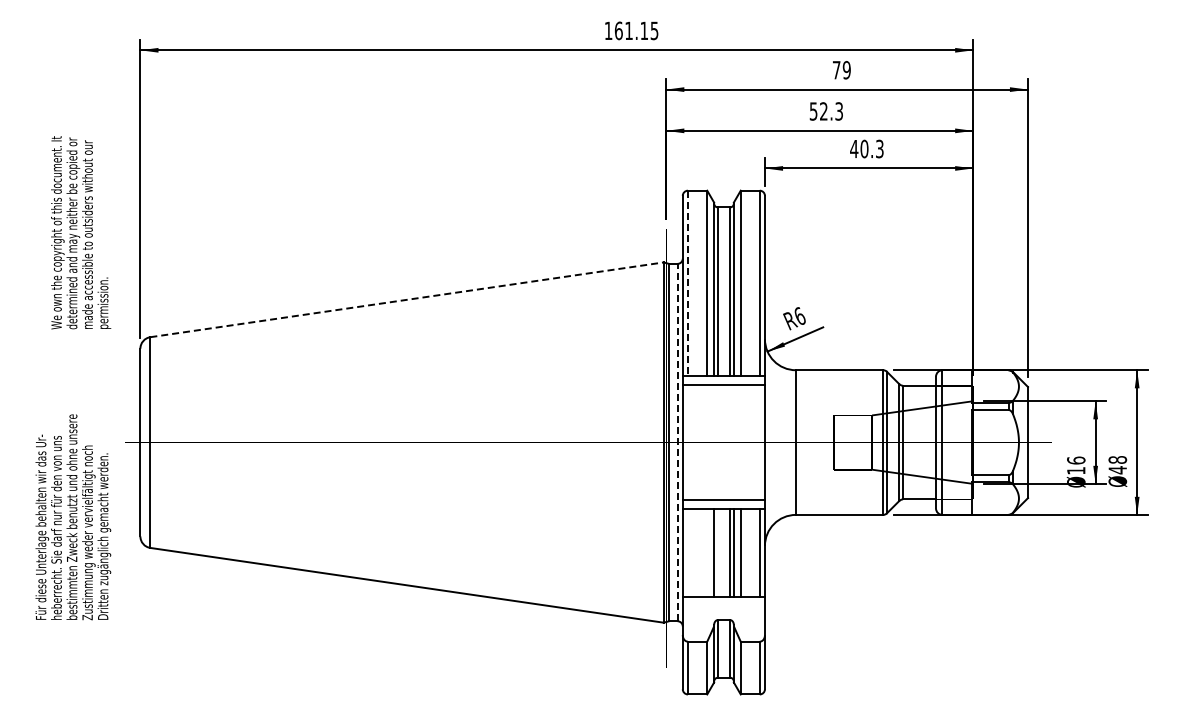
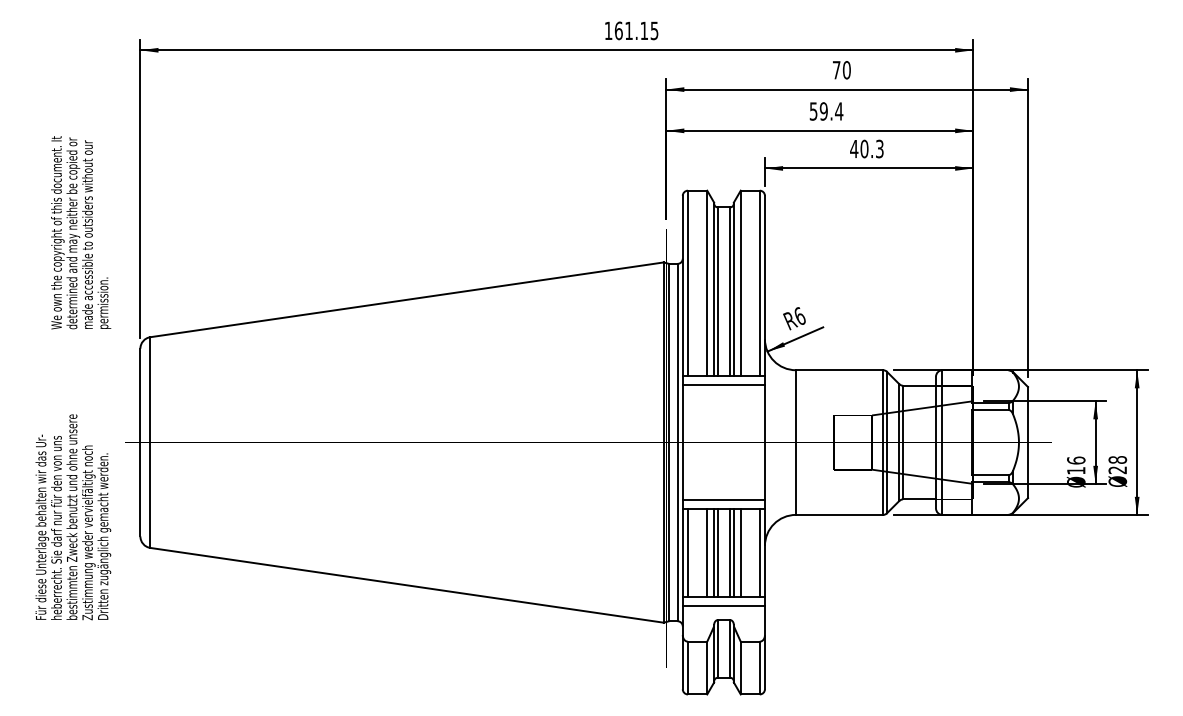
text: 79 -> 70 (846, 70)
text: 52.3 -> 59.4 (831, 111)
line: dashed -> solid (687, 283)
line: dashed -> solid (407, 299)
line: dashed -> solid (677, 442)
text: 48 -> 28 (1117, 470)
line: none -> present (687, 552)
line: none -> present (707, 552)
line: none -> present (718, 552)
line: none -> present (723, 605)
